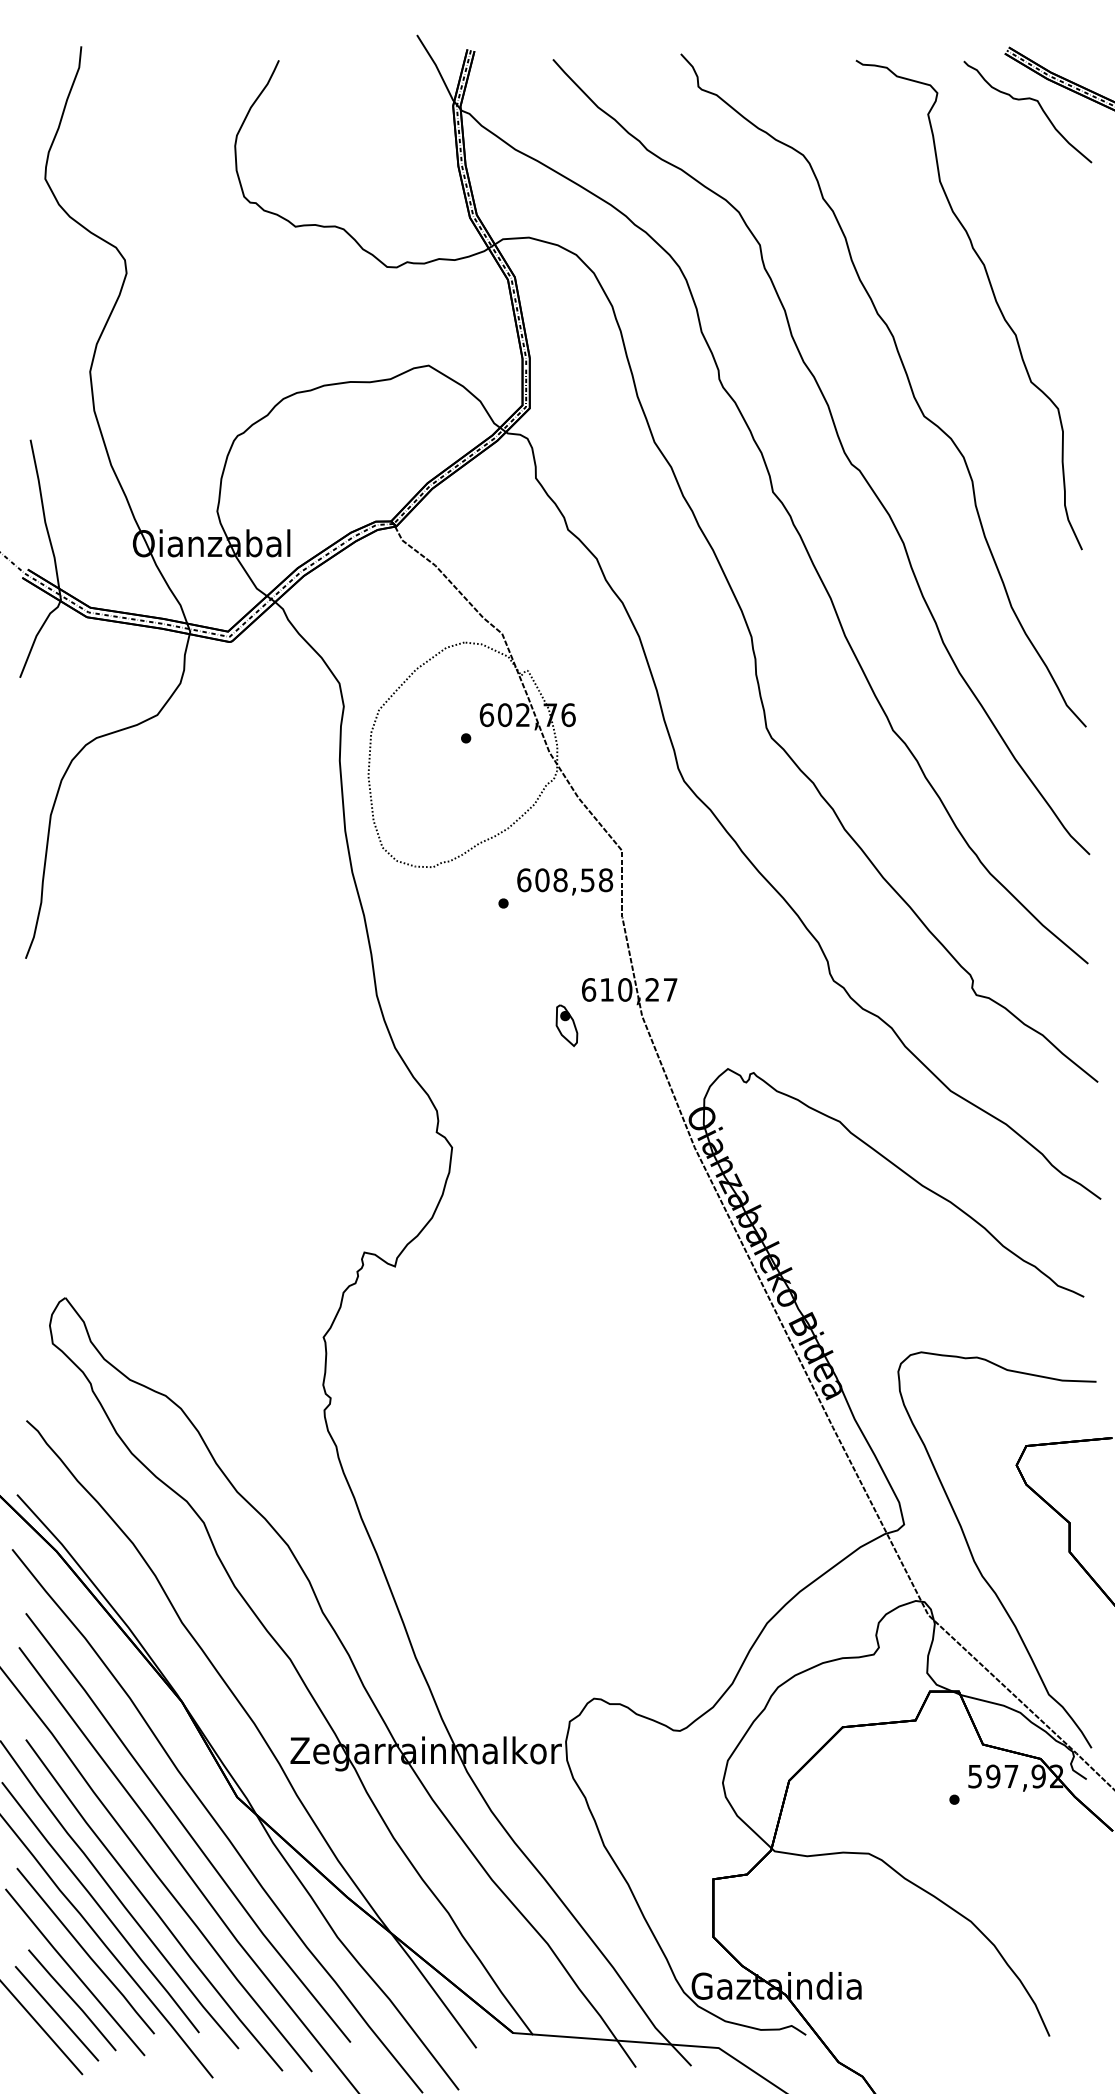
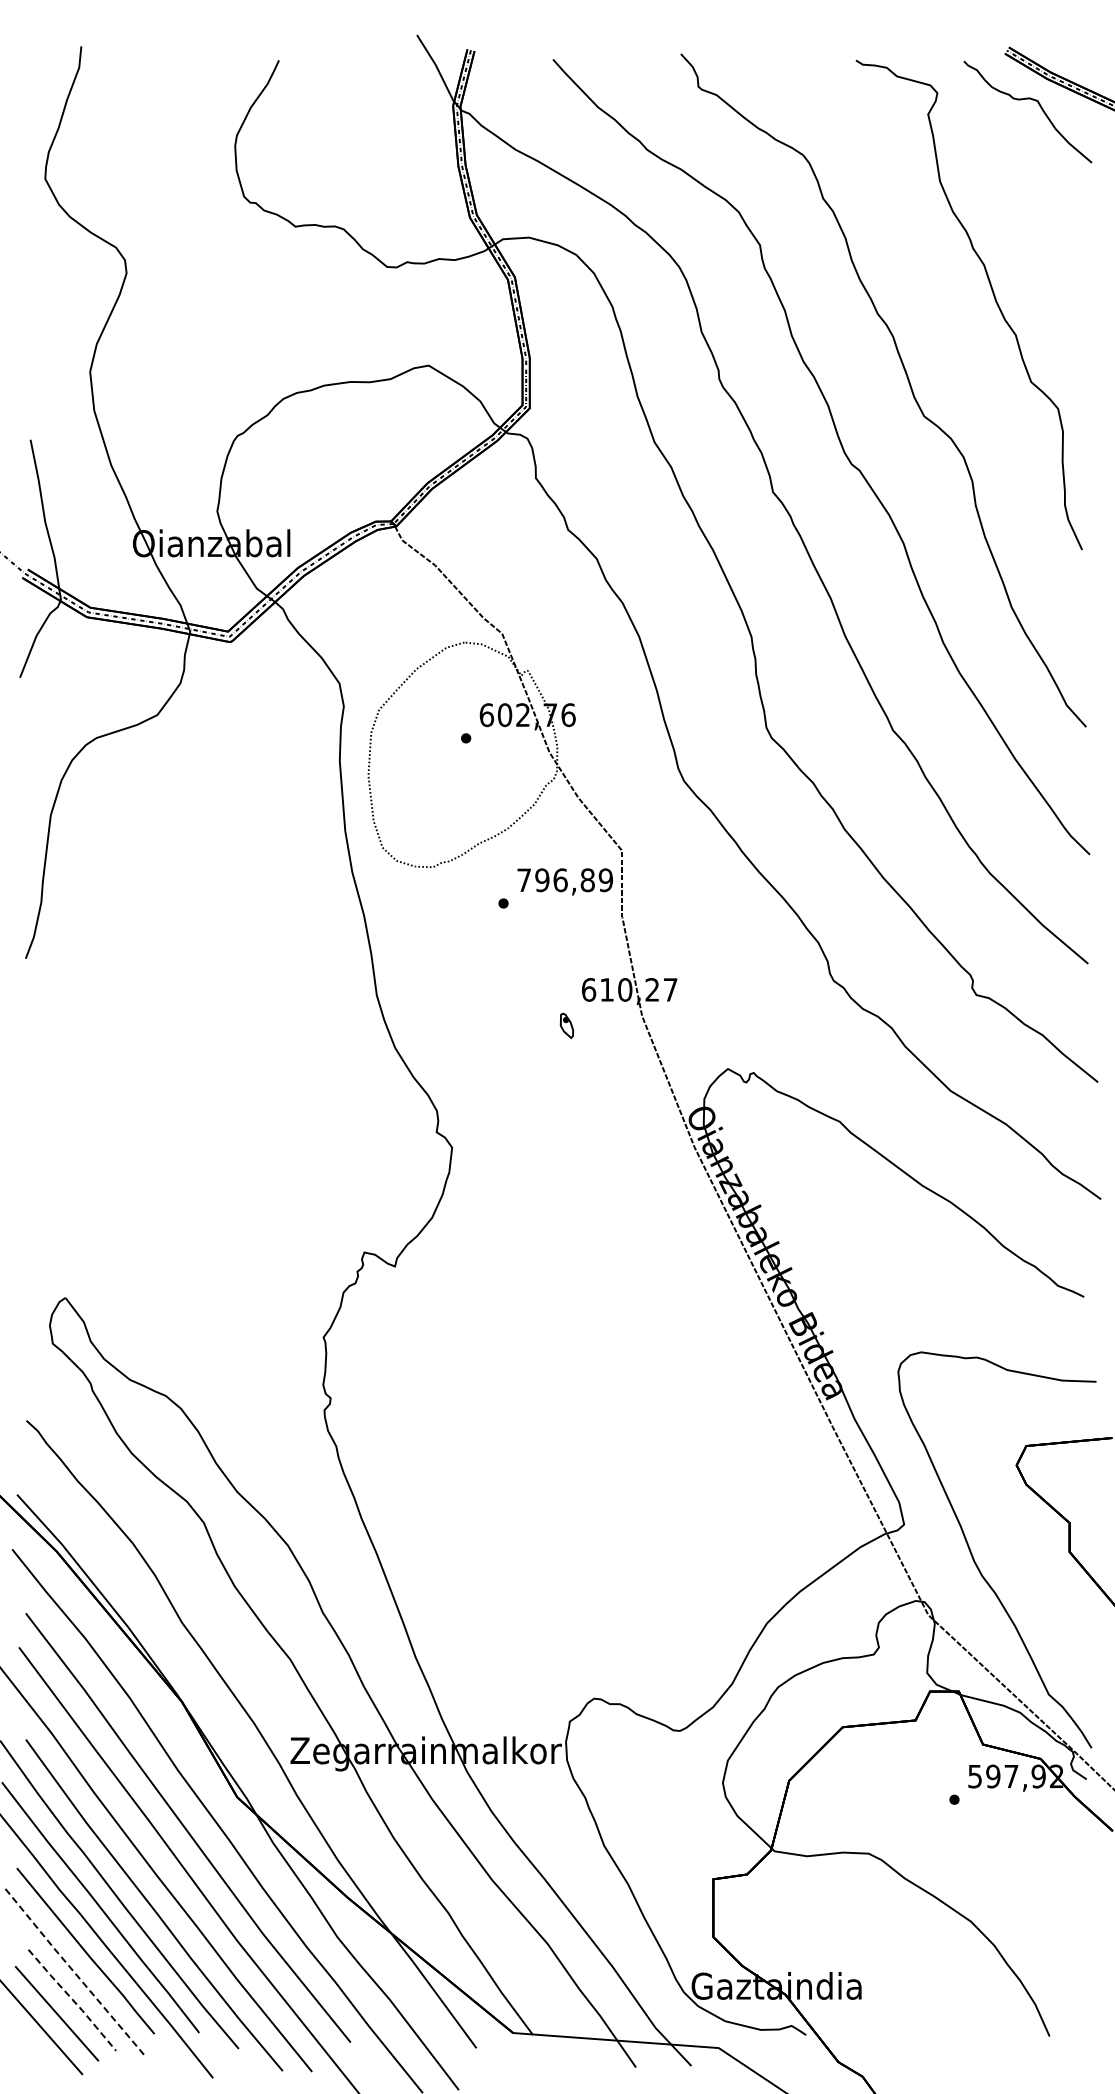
text: 608,58 -> 796,89 (565, 880)
part size: 24x44 px -> 16x28 px (566, 1025)
line: solid -> dashed (74, 1972)
line: solid -> dashed (72, 1999)
